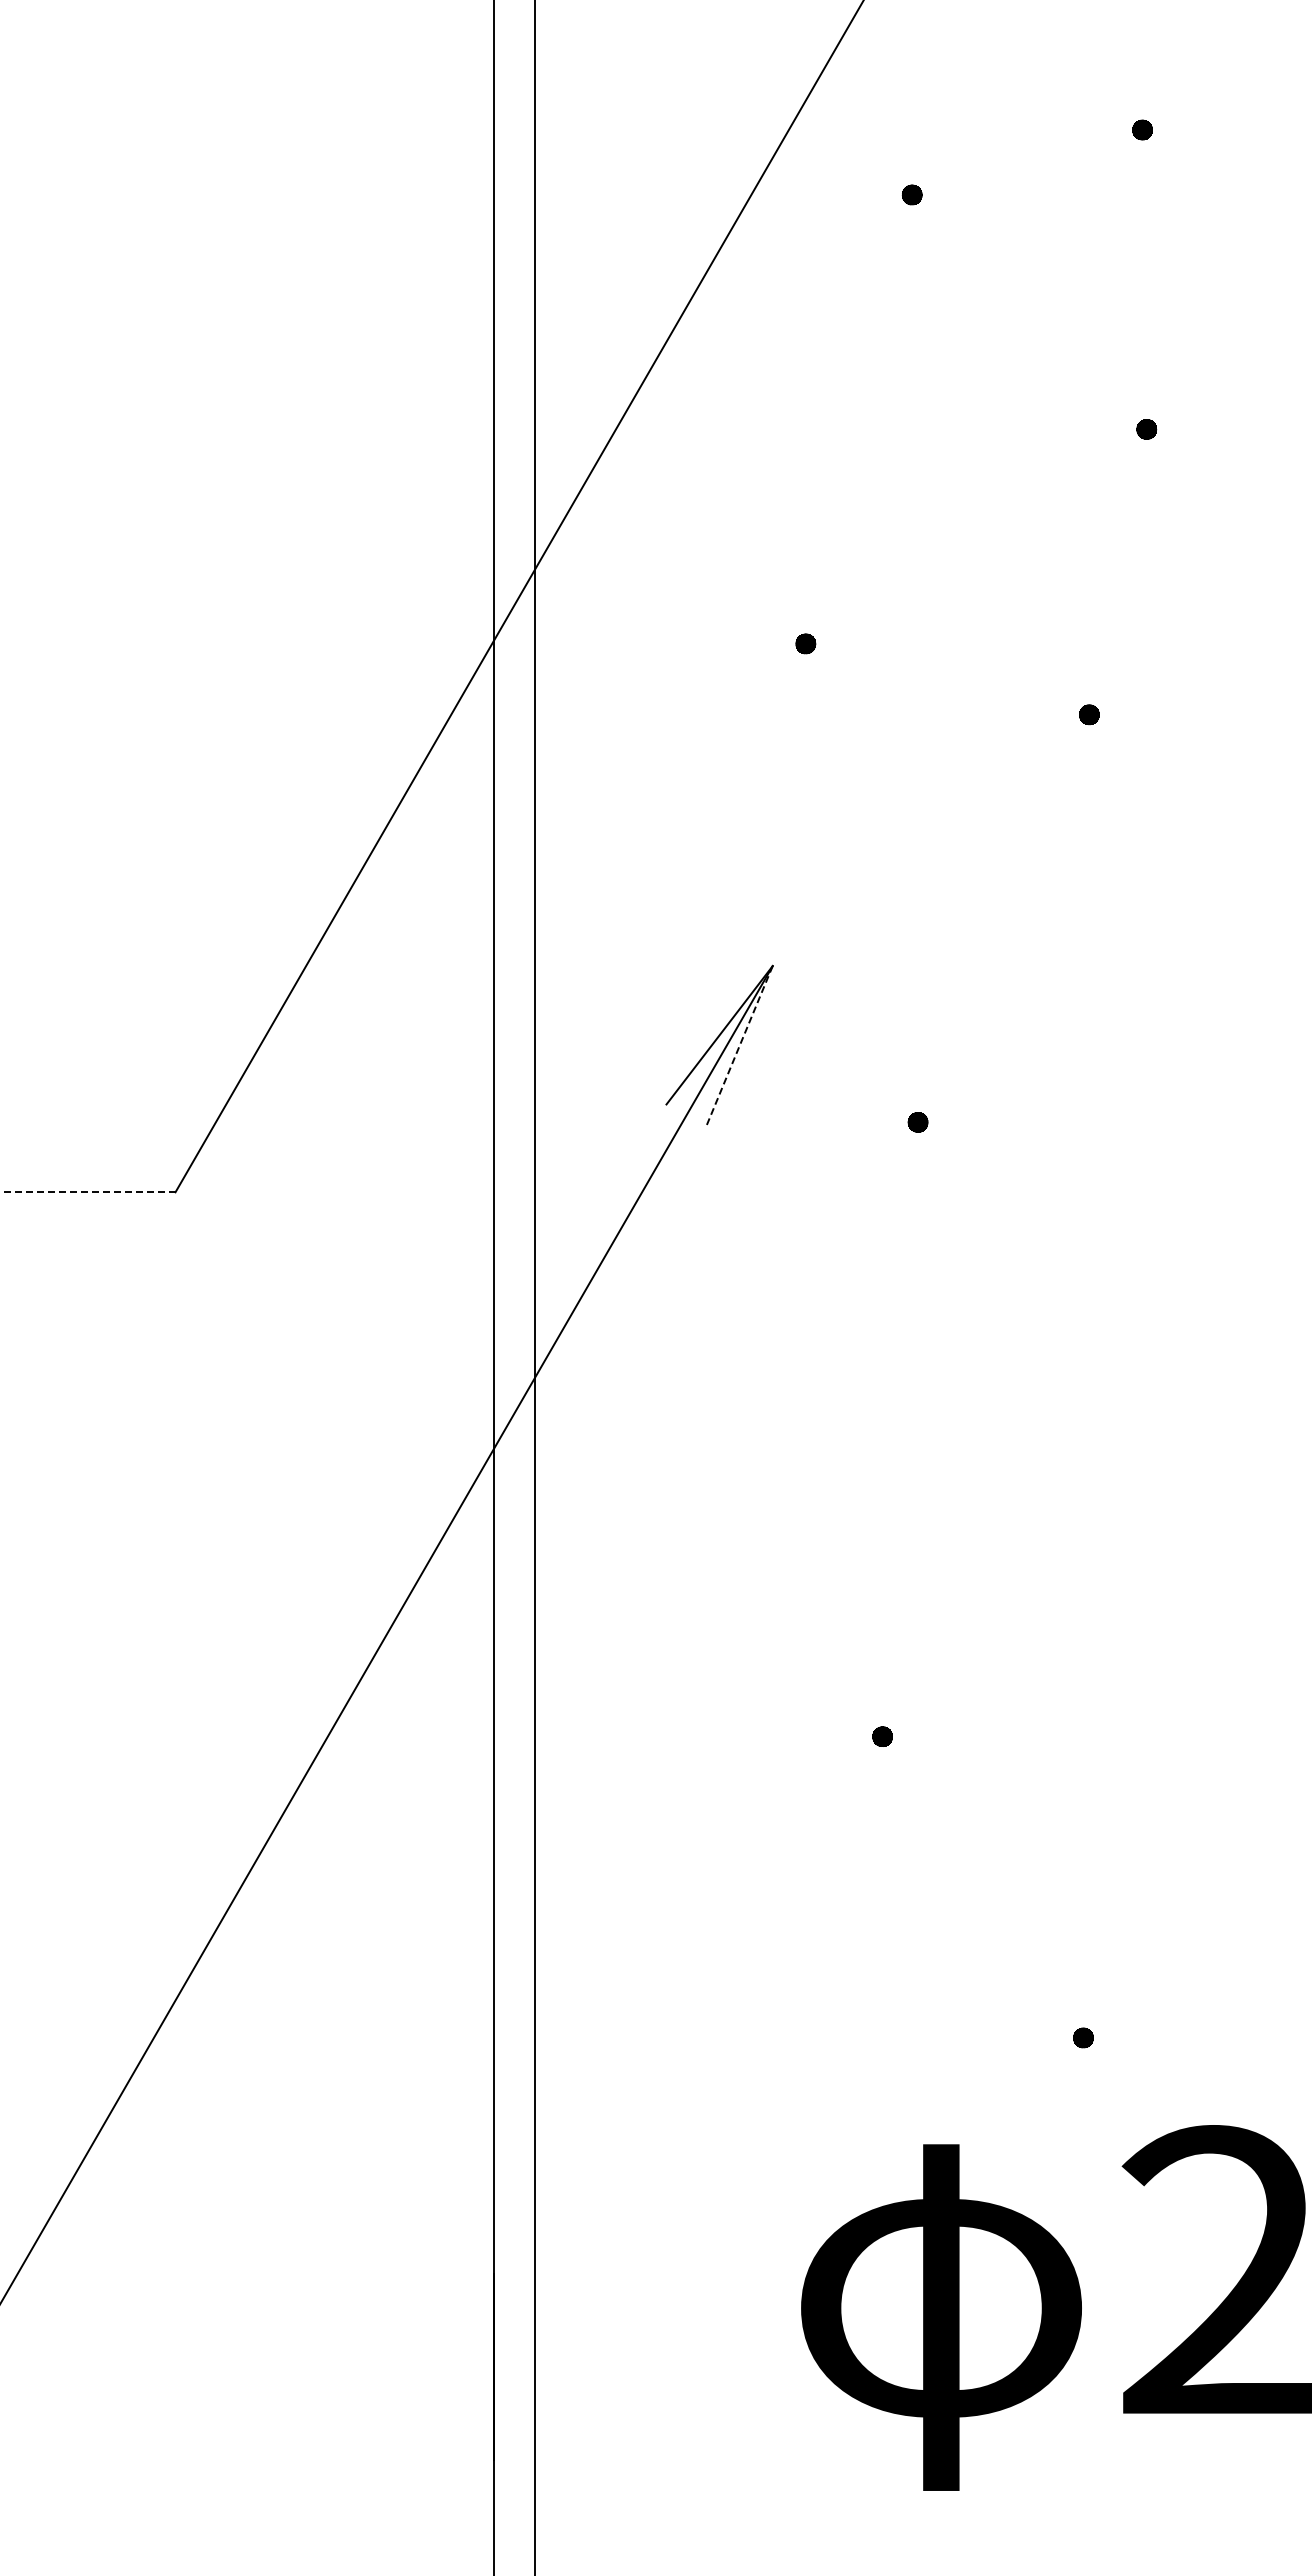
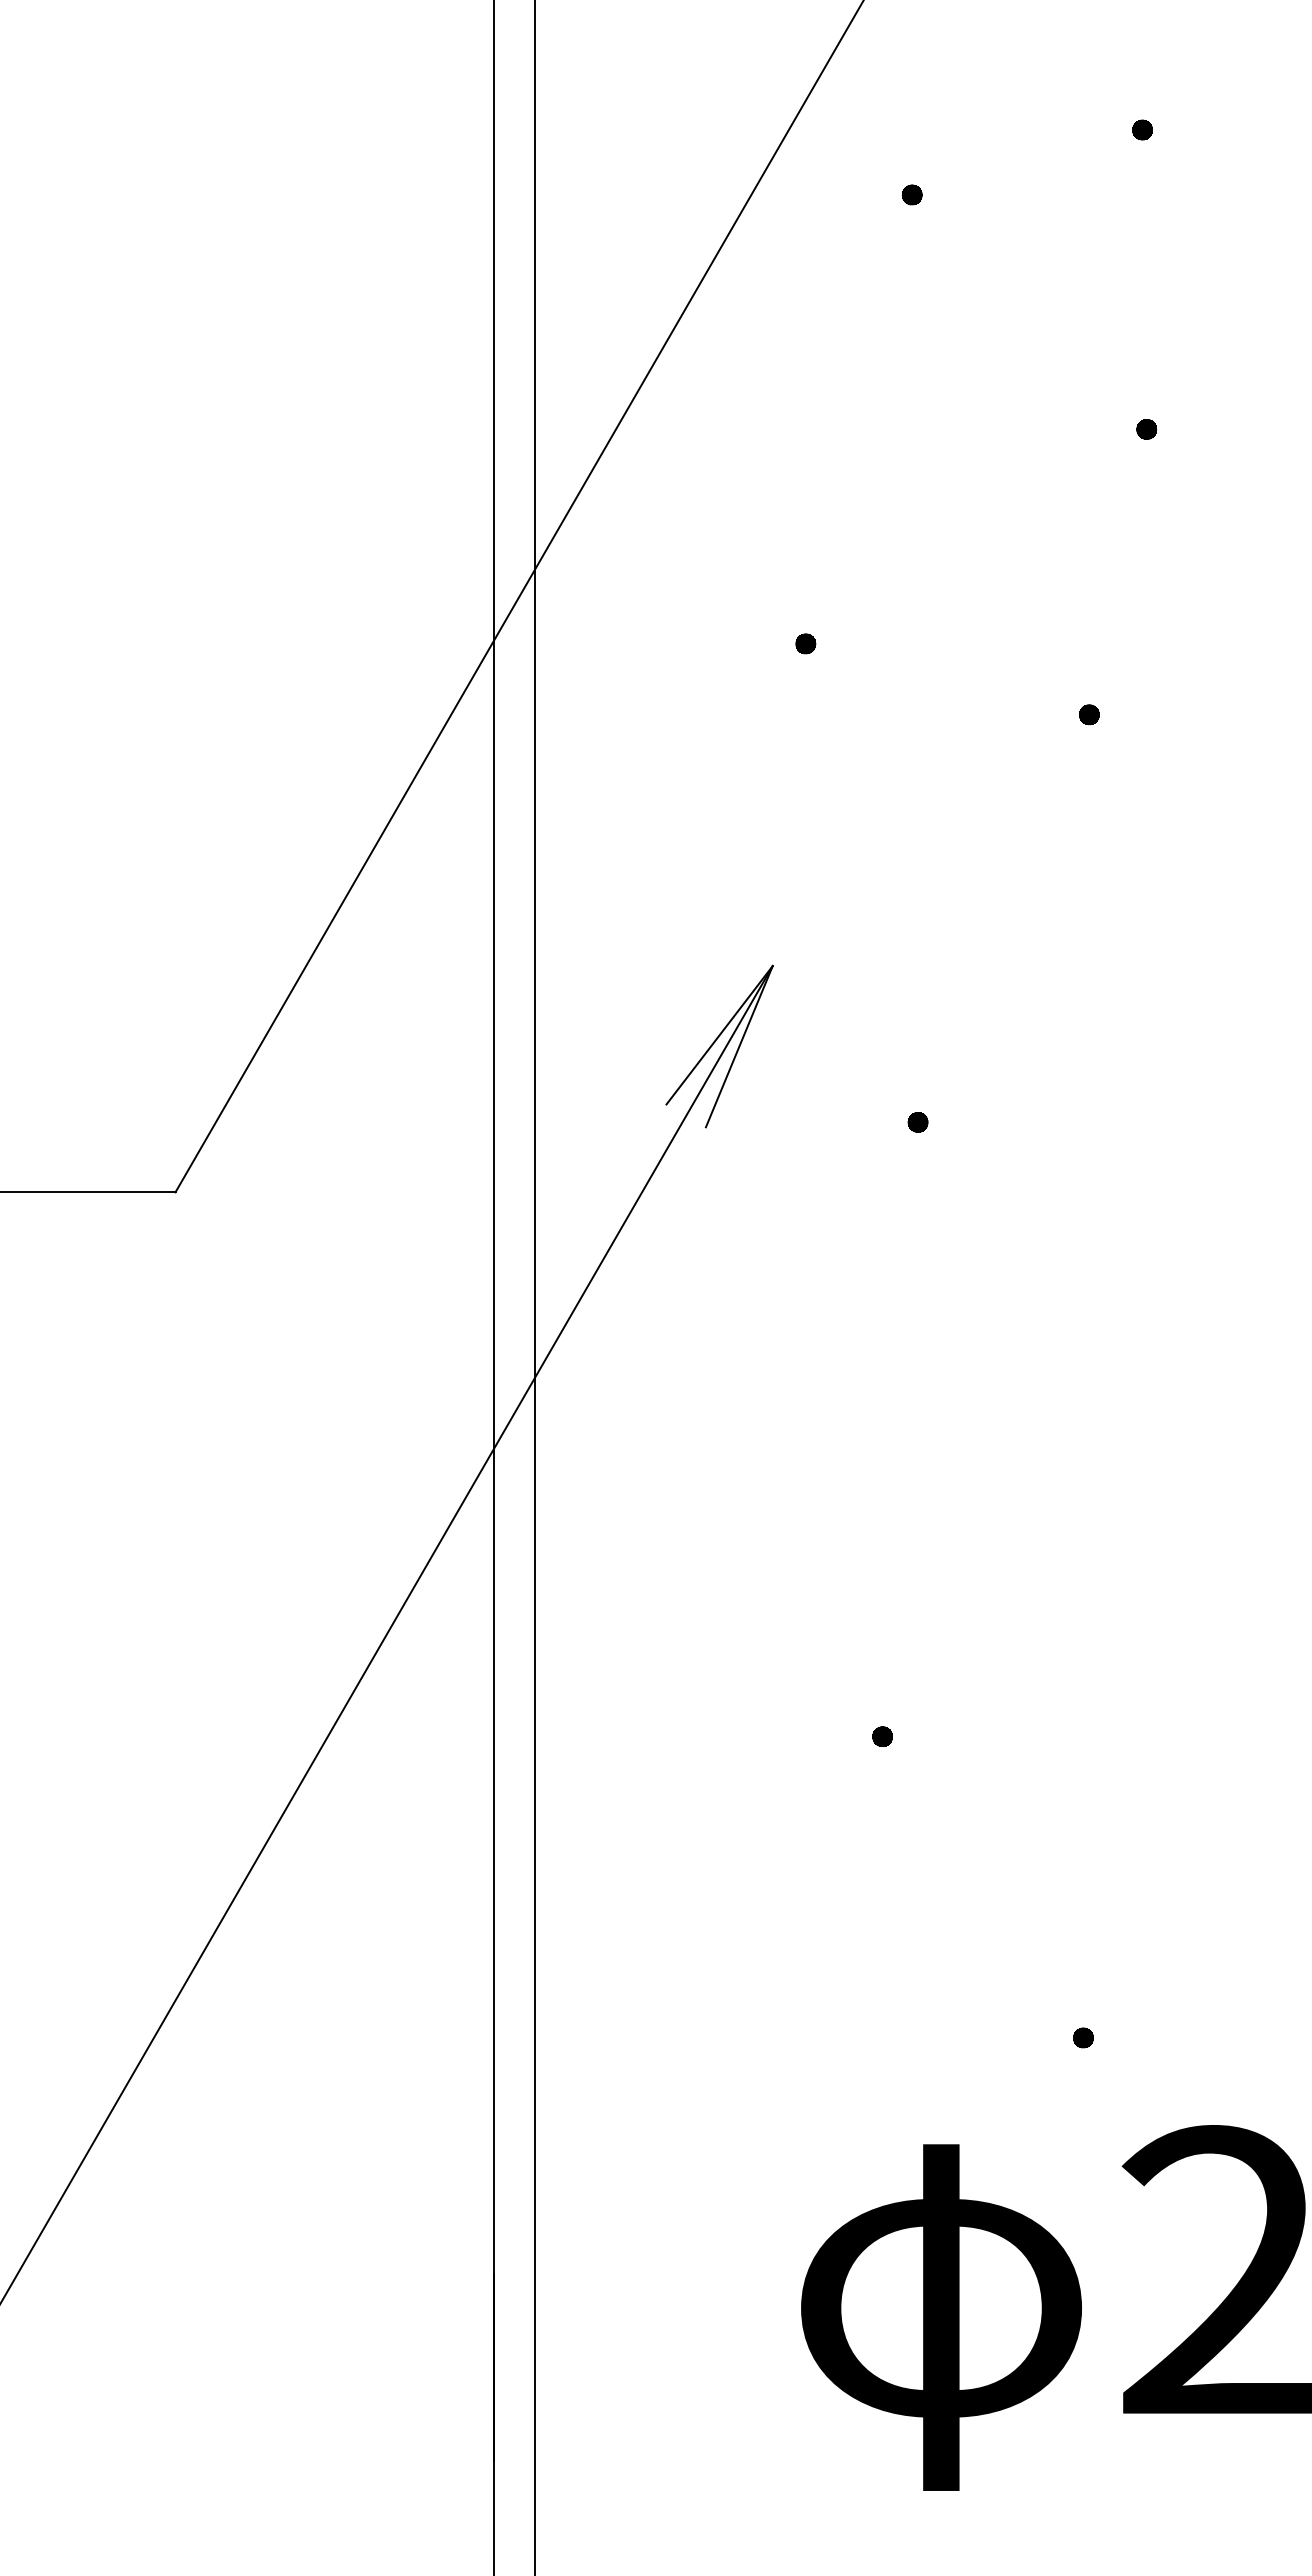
line: dashed -> solid (739, 1047)
line: dashed -> solid (88, 1192)
